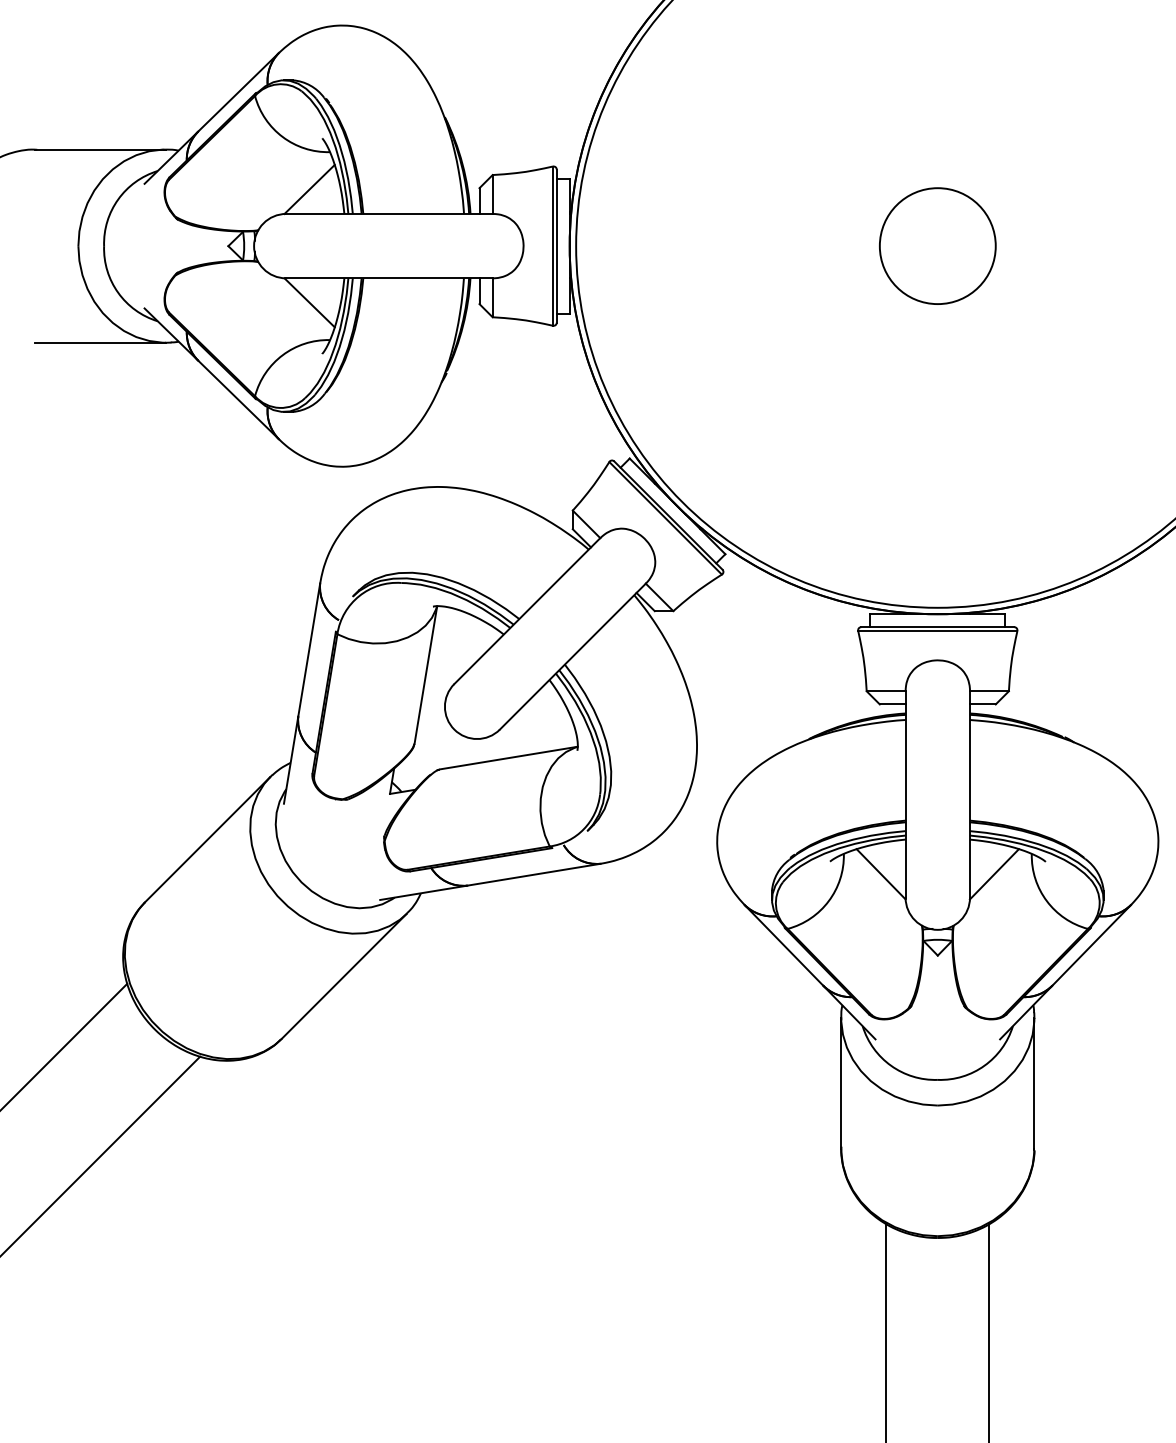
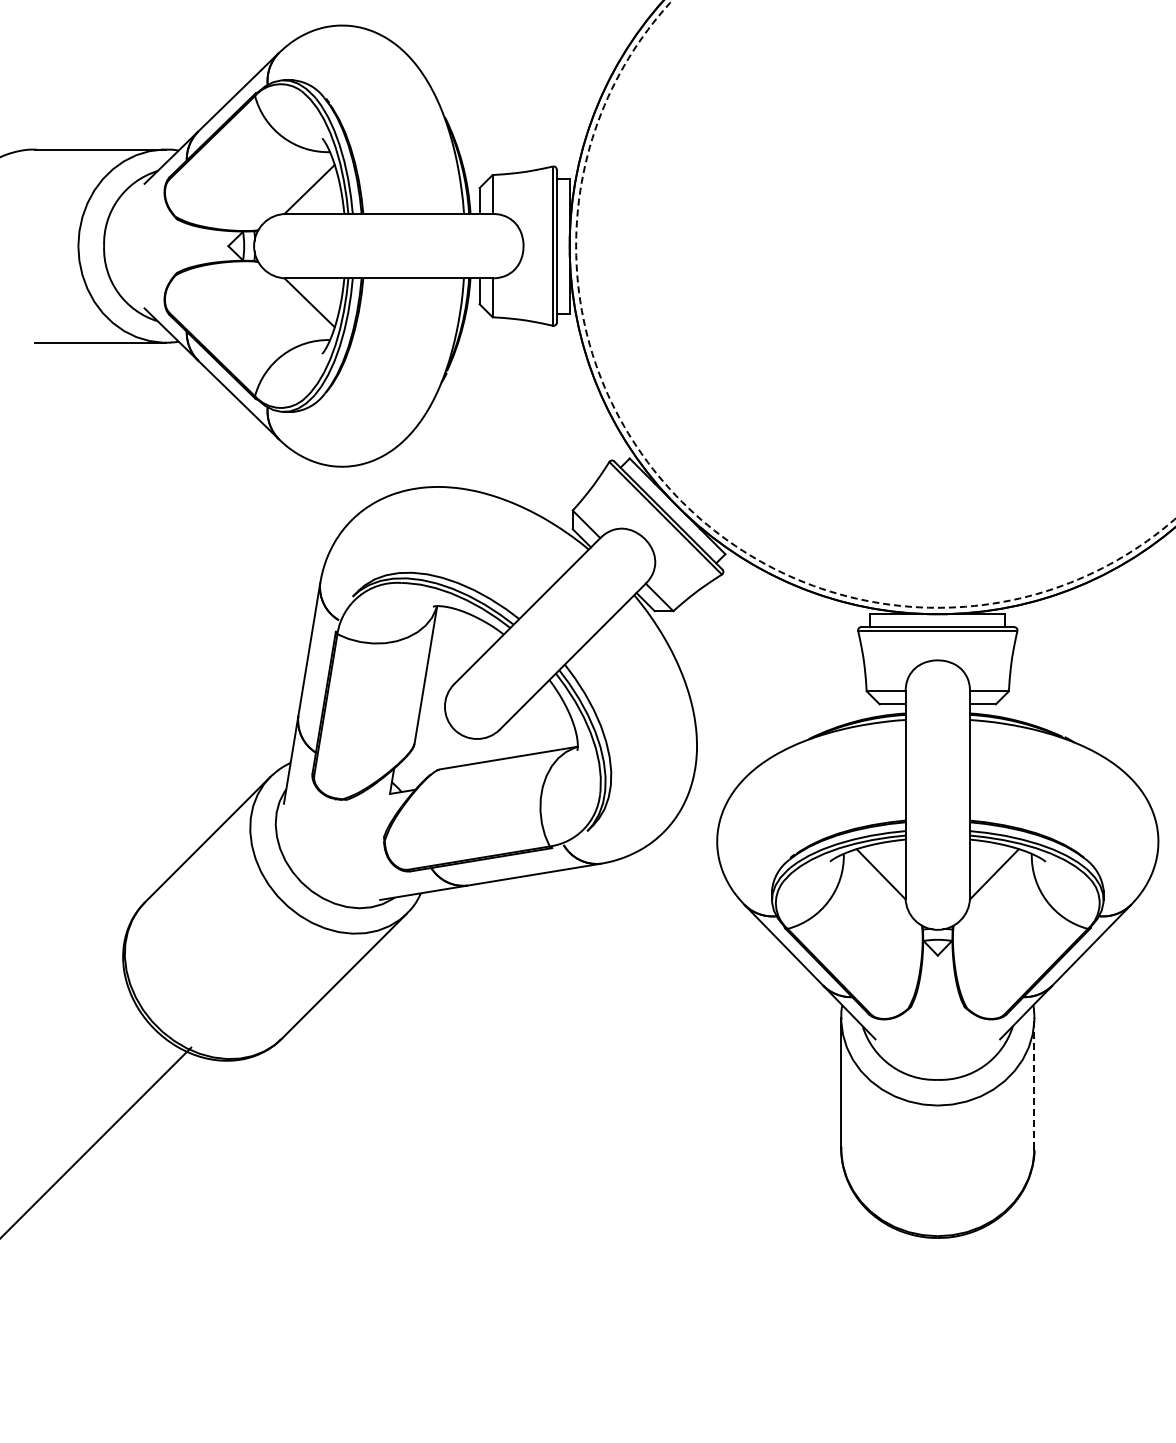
circle: present -> none (937, 245)
circle: solid -> dashed (875, 303)
line: present -> none (64, 1046)
line: solid -> dashed (1034, 1082)
line position: (101, 1155) -> (96, 1141) (96, 1141)
line: present -> none (886, 1331)
line: present -> none (989, 1331)
